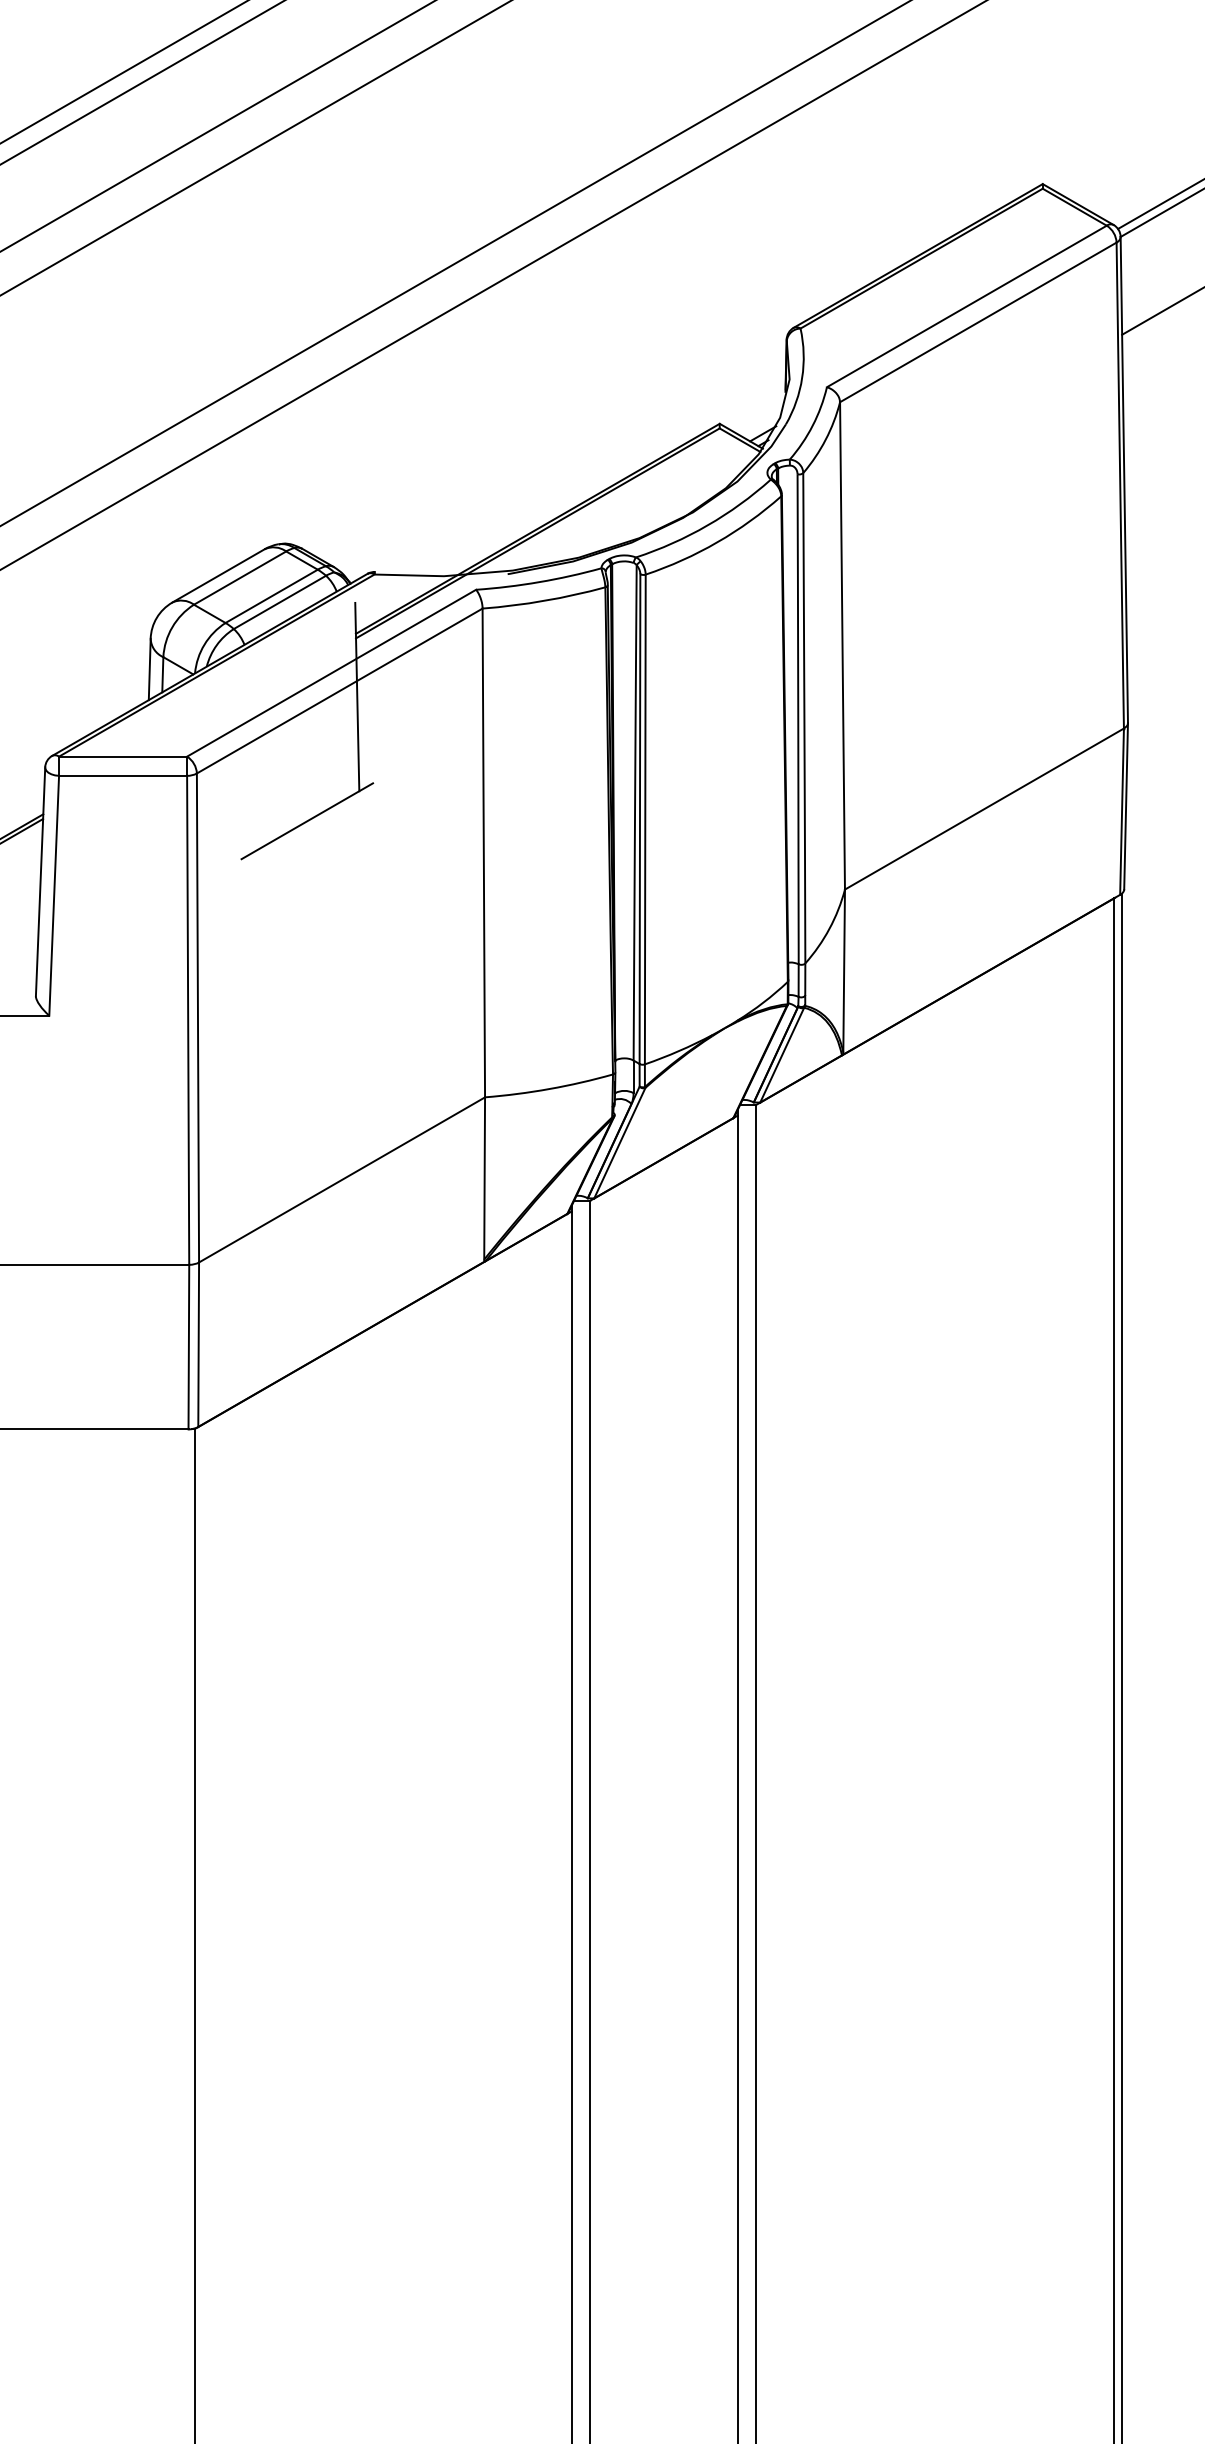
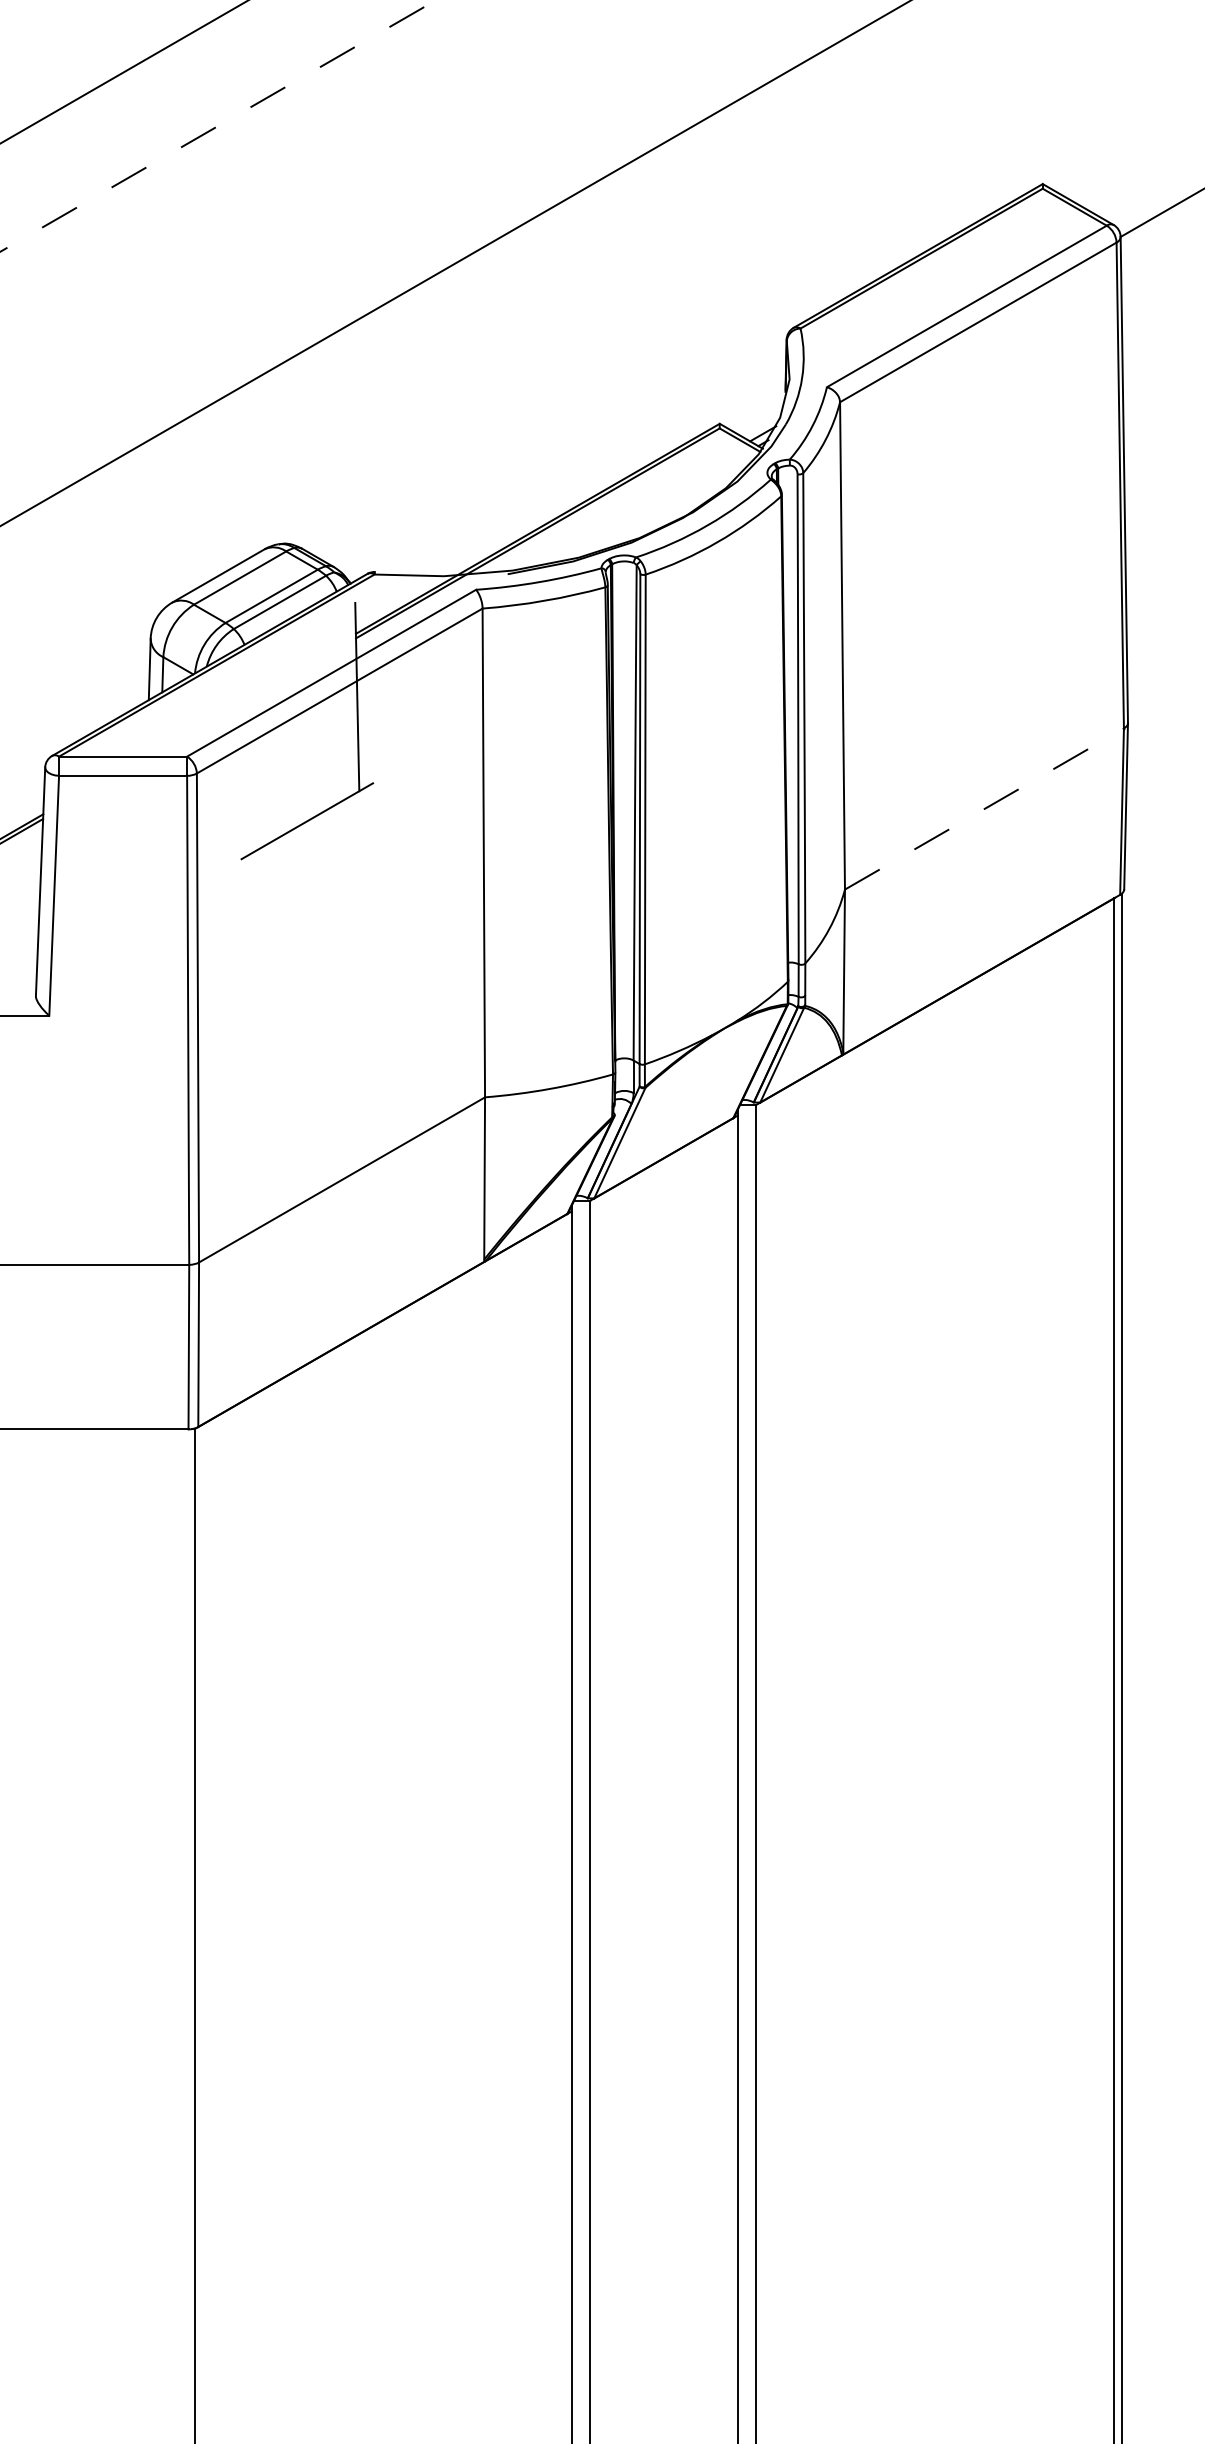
line: present -> none (141, 82)
line: solid -> dashed (218, 125)
line: present -> none (255, 148)
line: present -> none (1159, 204)
line: present -> none (492, 285)
line: present -> none (1161, 311)
line: solid -> dashed (984, 808)
